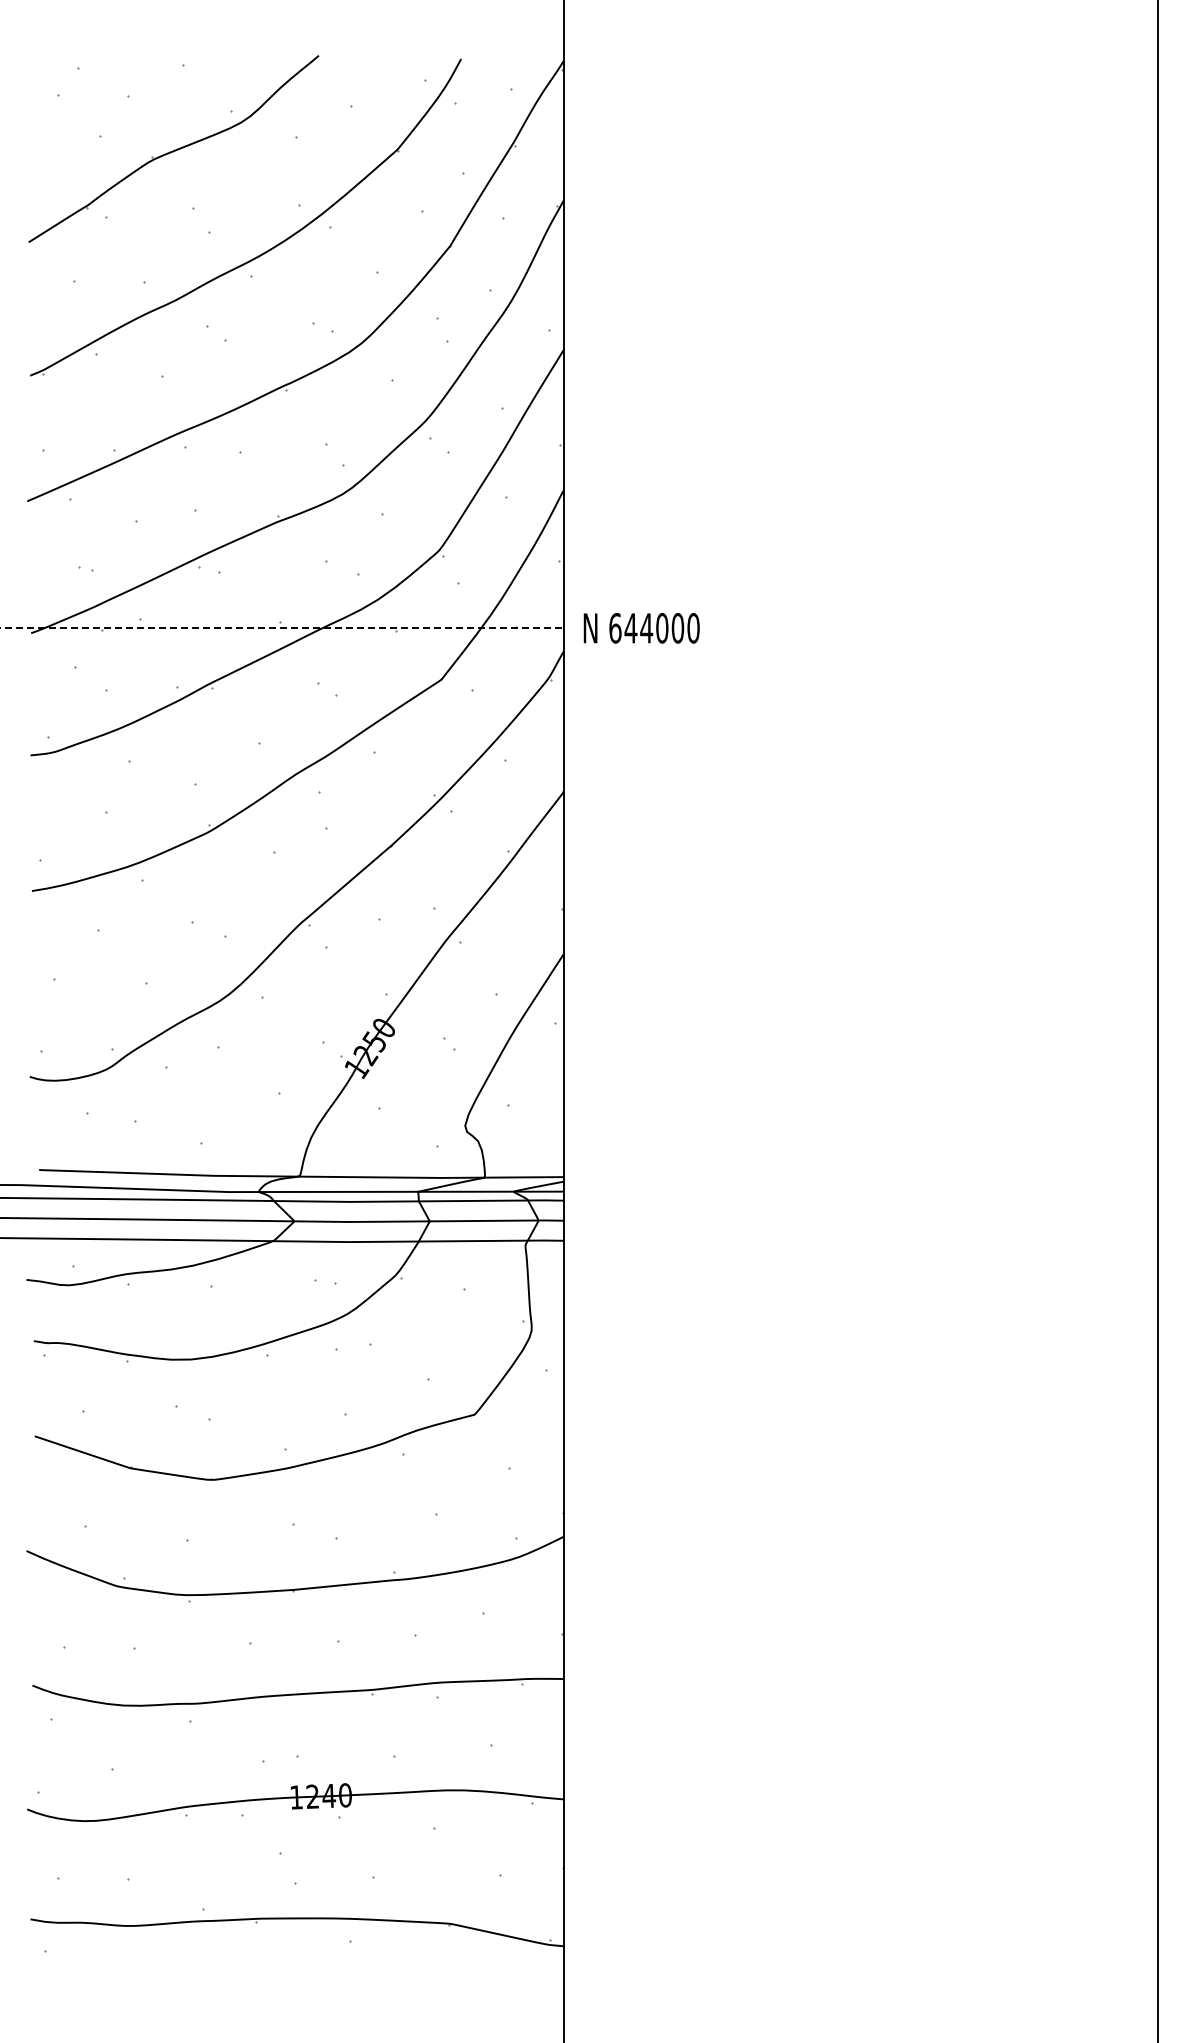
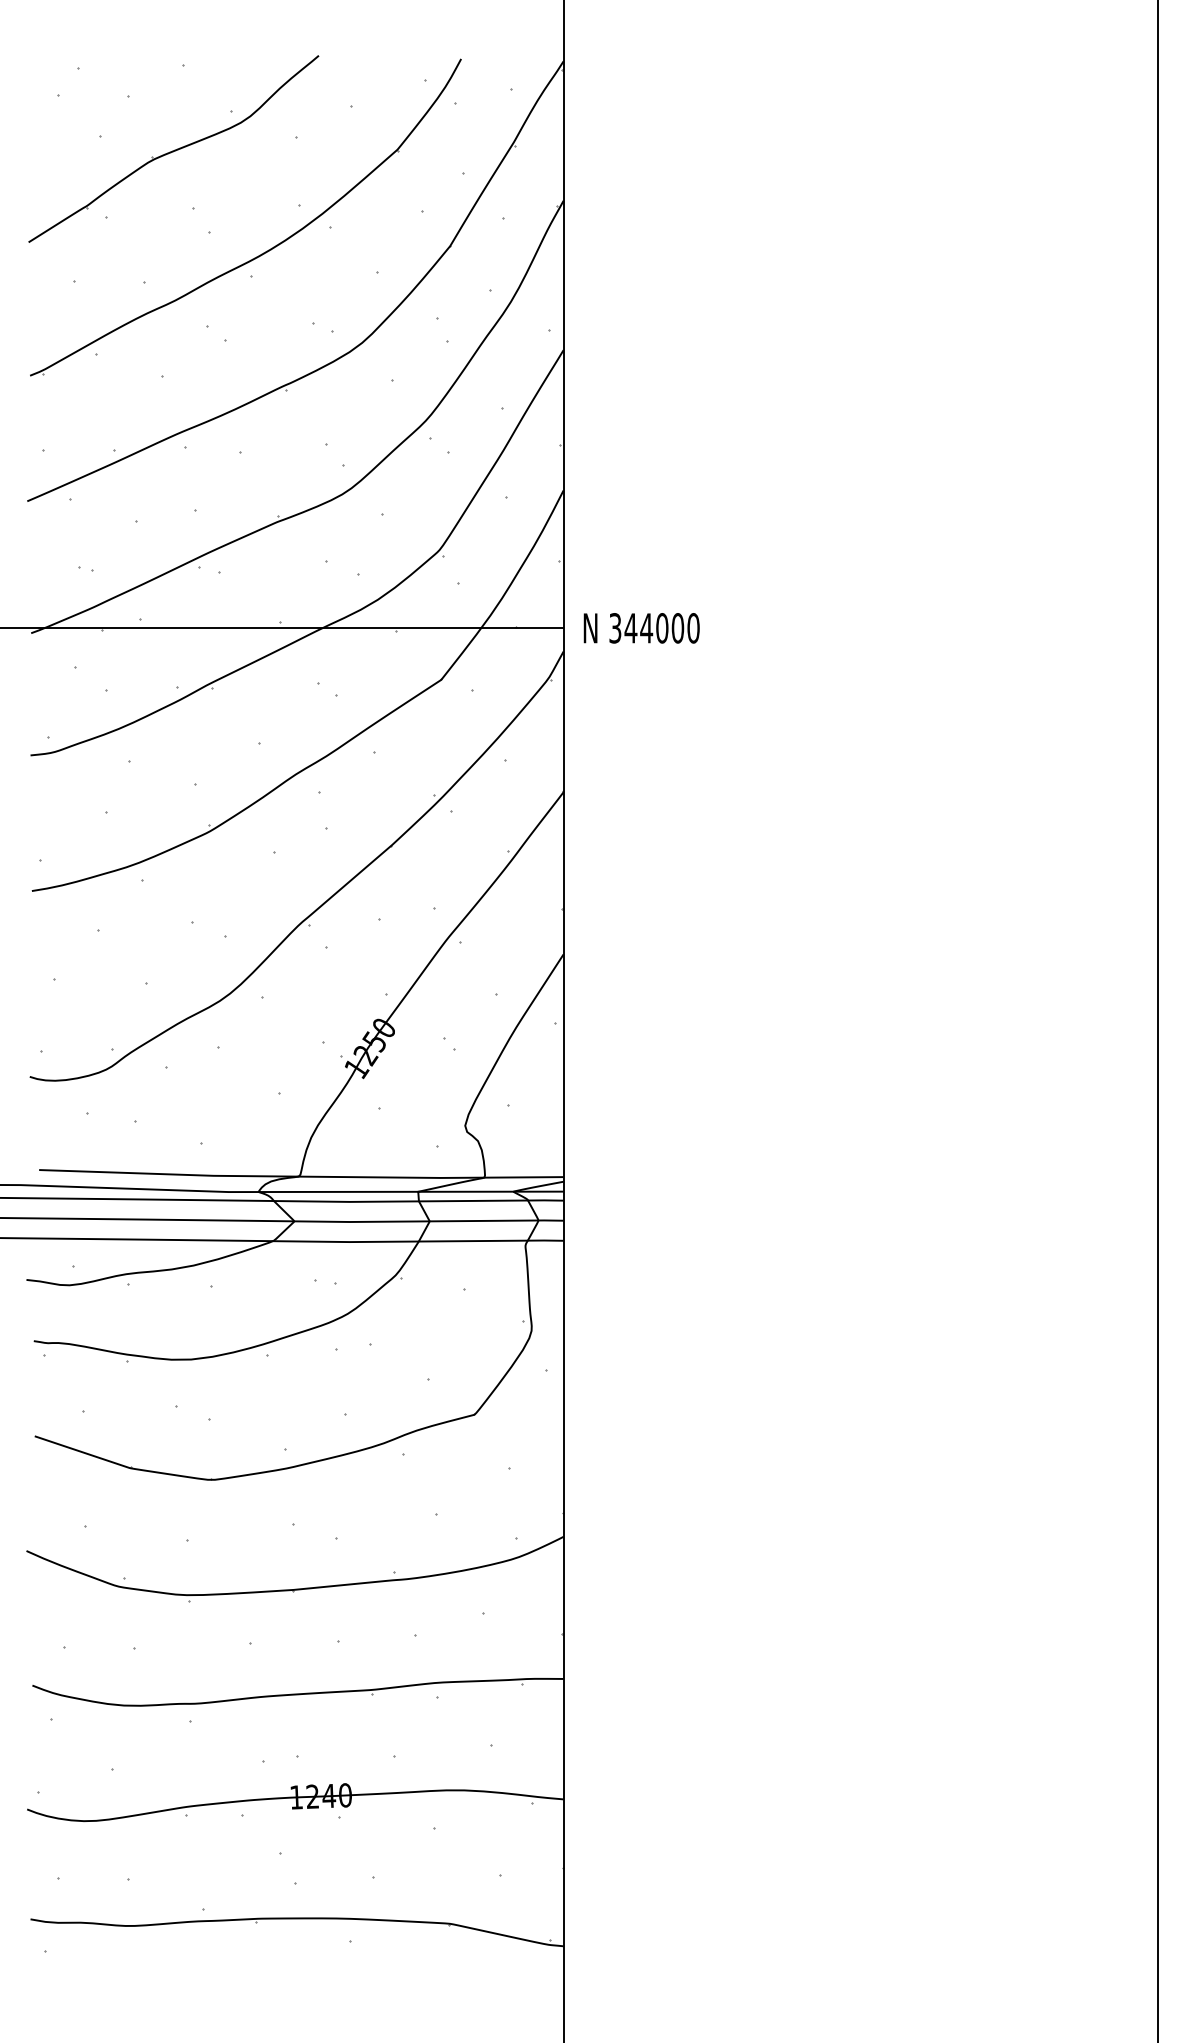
line: dashed -> solid (282, 628)
text: 644000 -> 344000 (615, 628)
